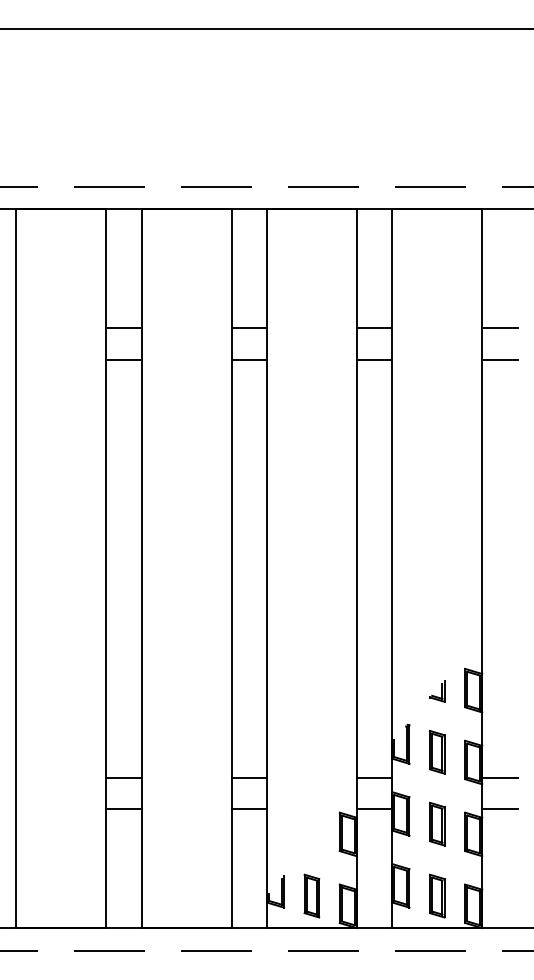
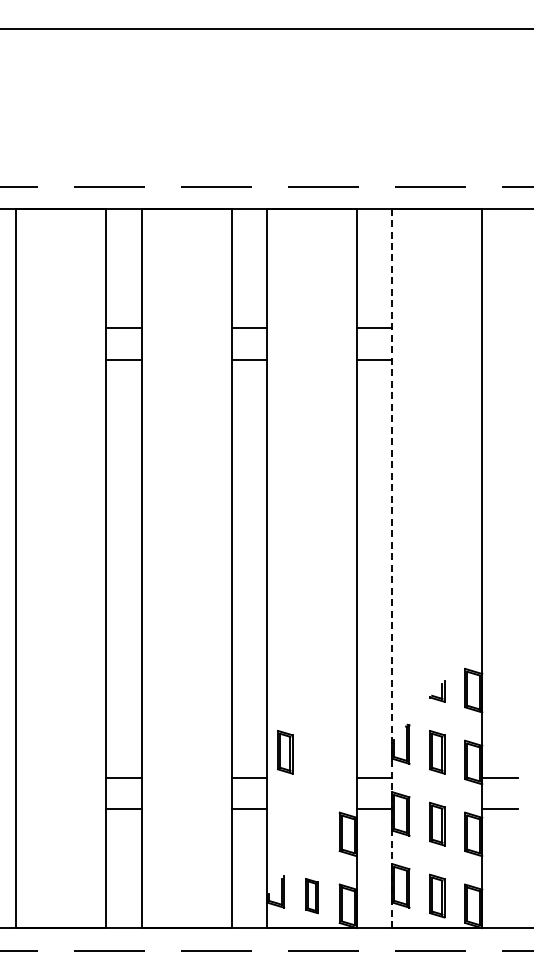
line: present -> none (499, 328)
line: present -> none (499, 359)
line: solid -> dashed (392, 568)
part: none -> present (285, 752)
part size: 18x46 px -> 14x37 px (311, 896)
